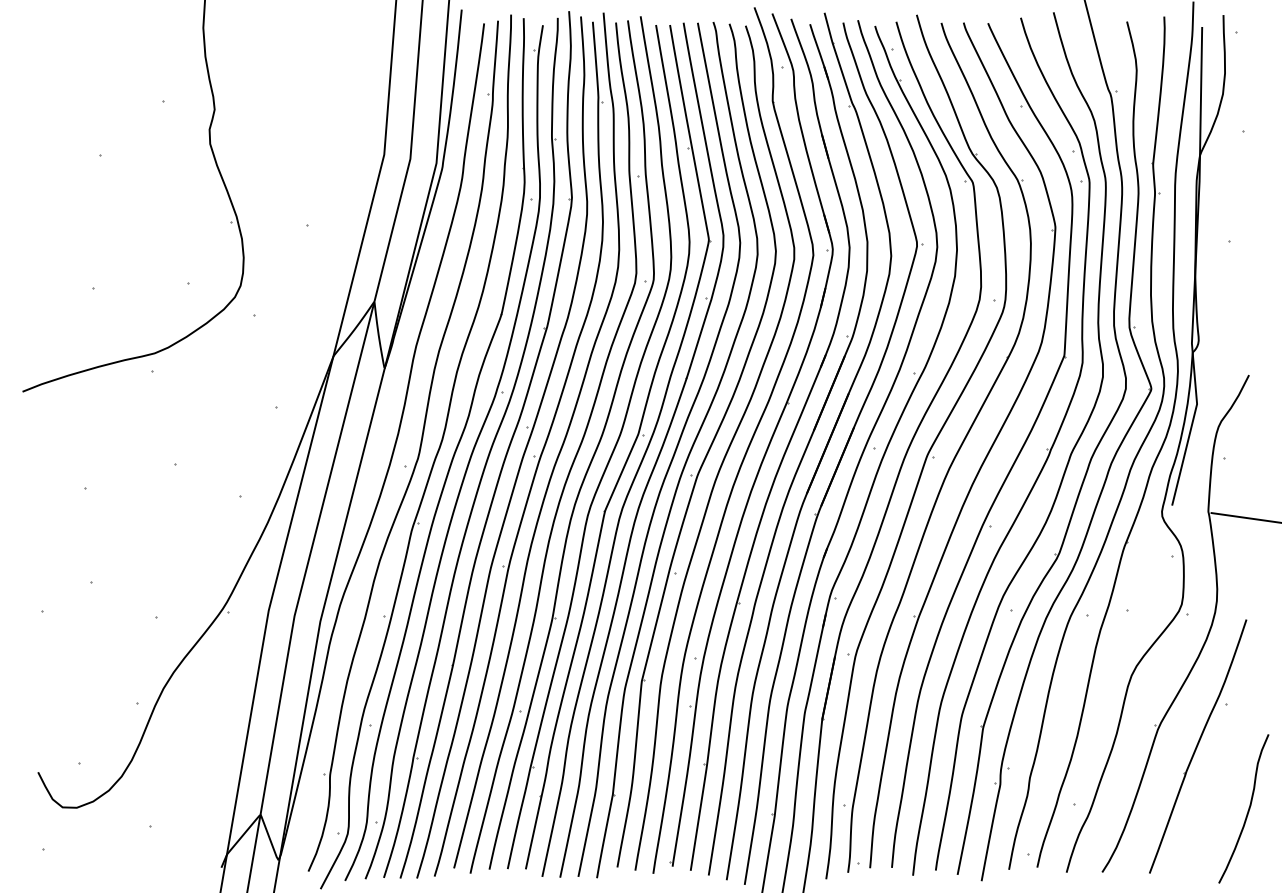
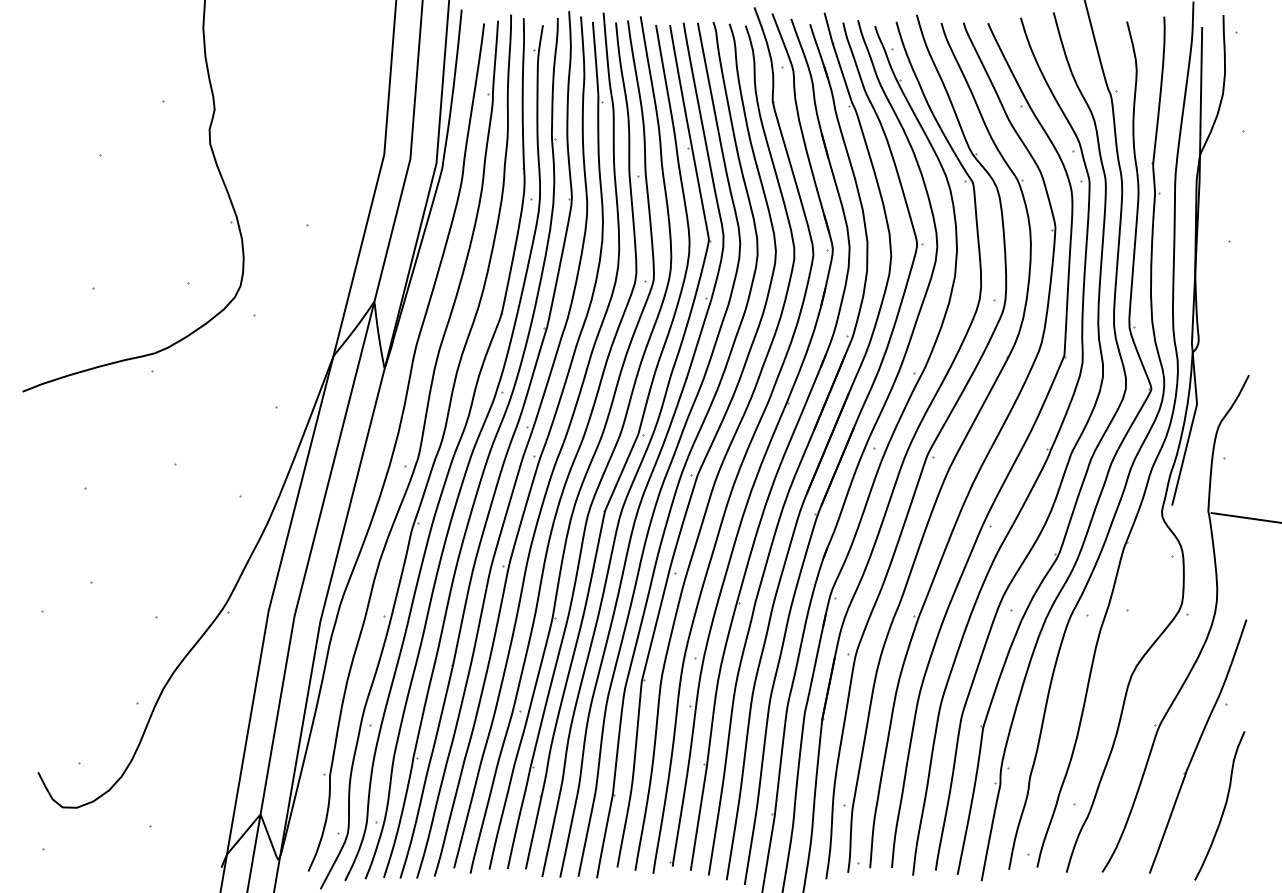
curve position: (1247, 810) -> (1223, 807) (1223, 807)
